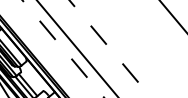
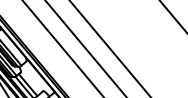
line: dashed -> solid (62, 48)
line position: (77, 48) -> (85, 48) (85, 48)
line: dashed -> solid (110, 49)
